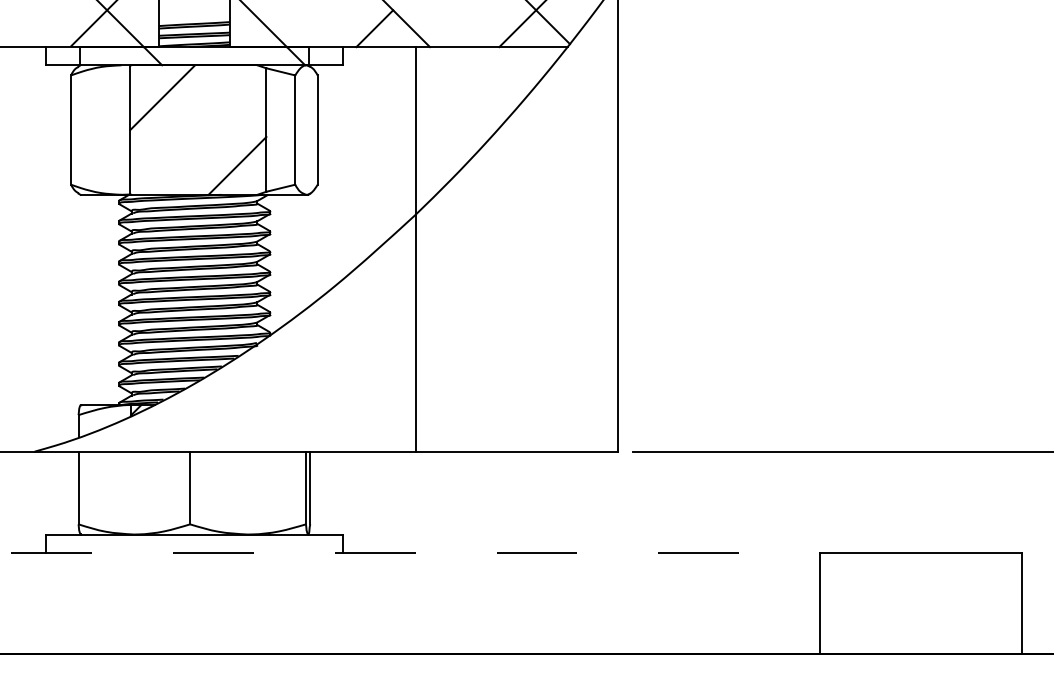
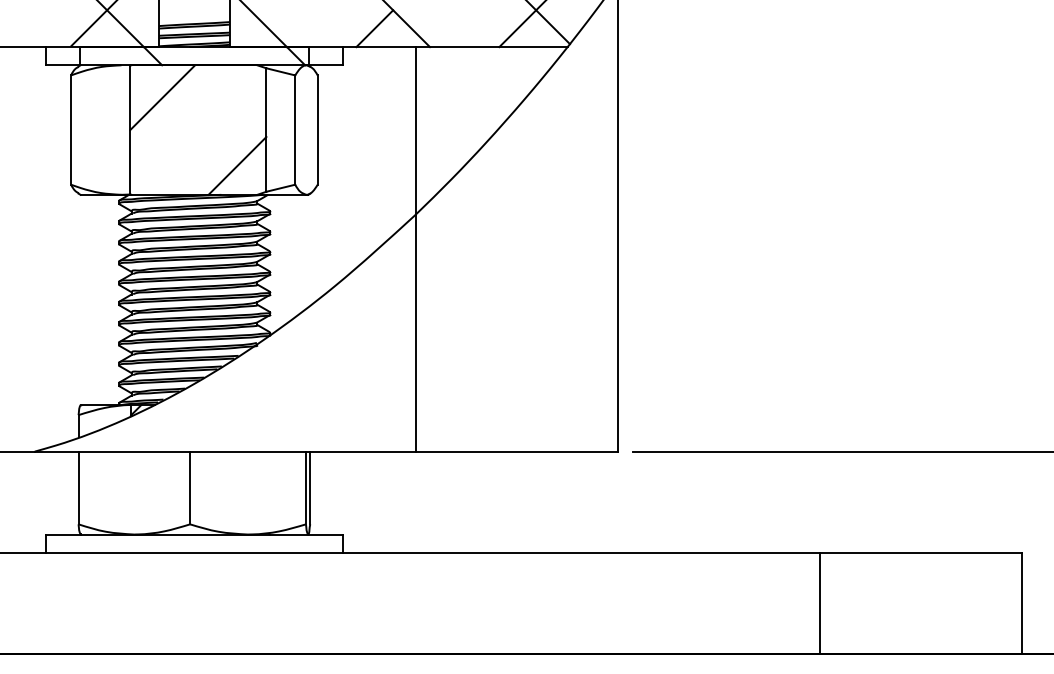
line: dashed -> solid (410, 552)
